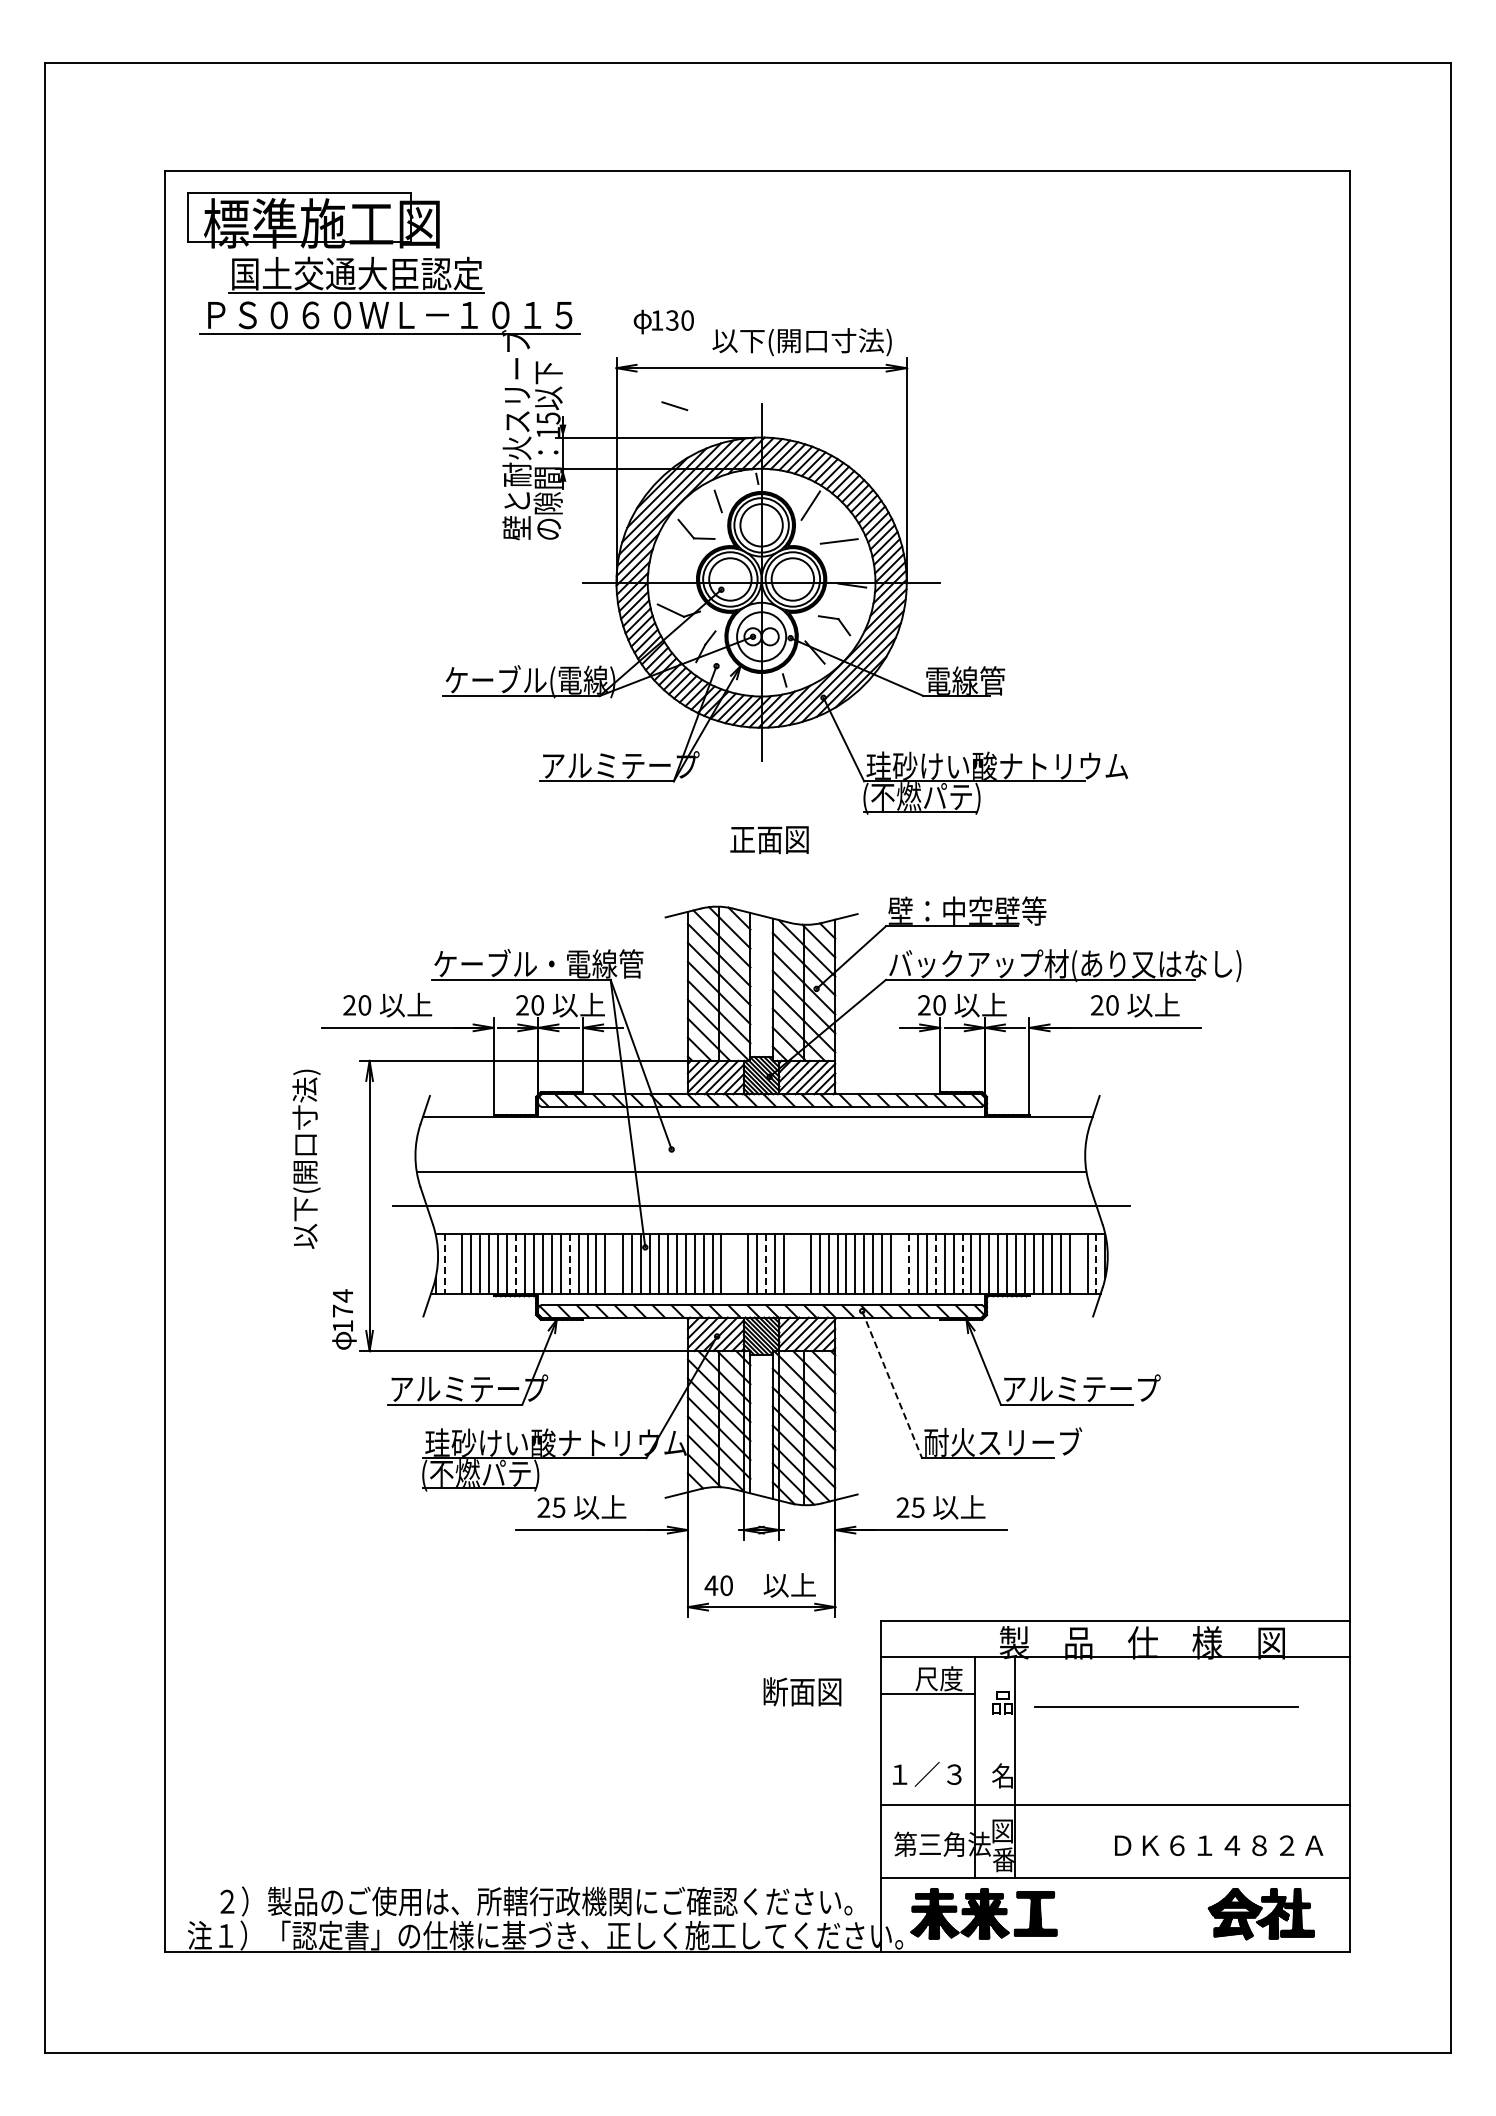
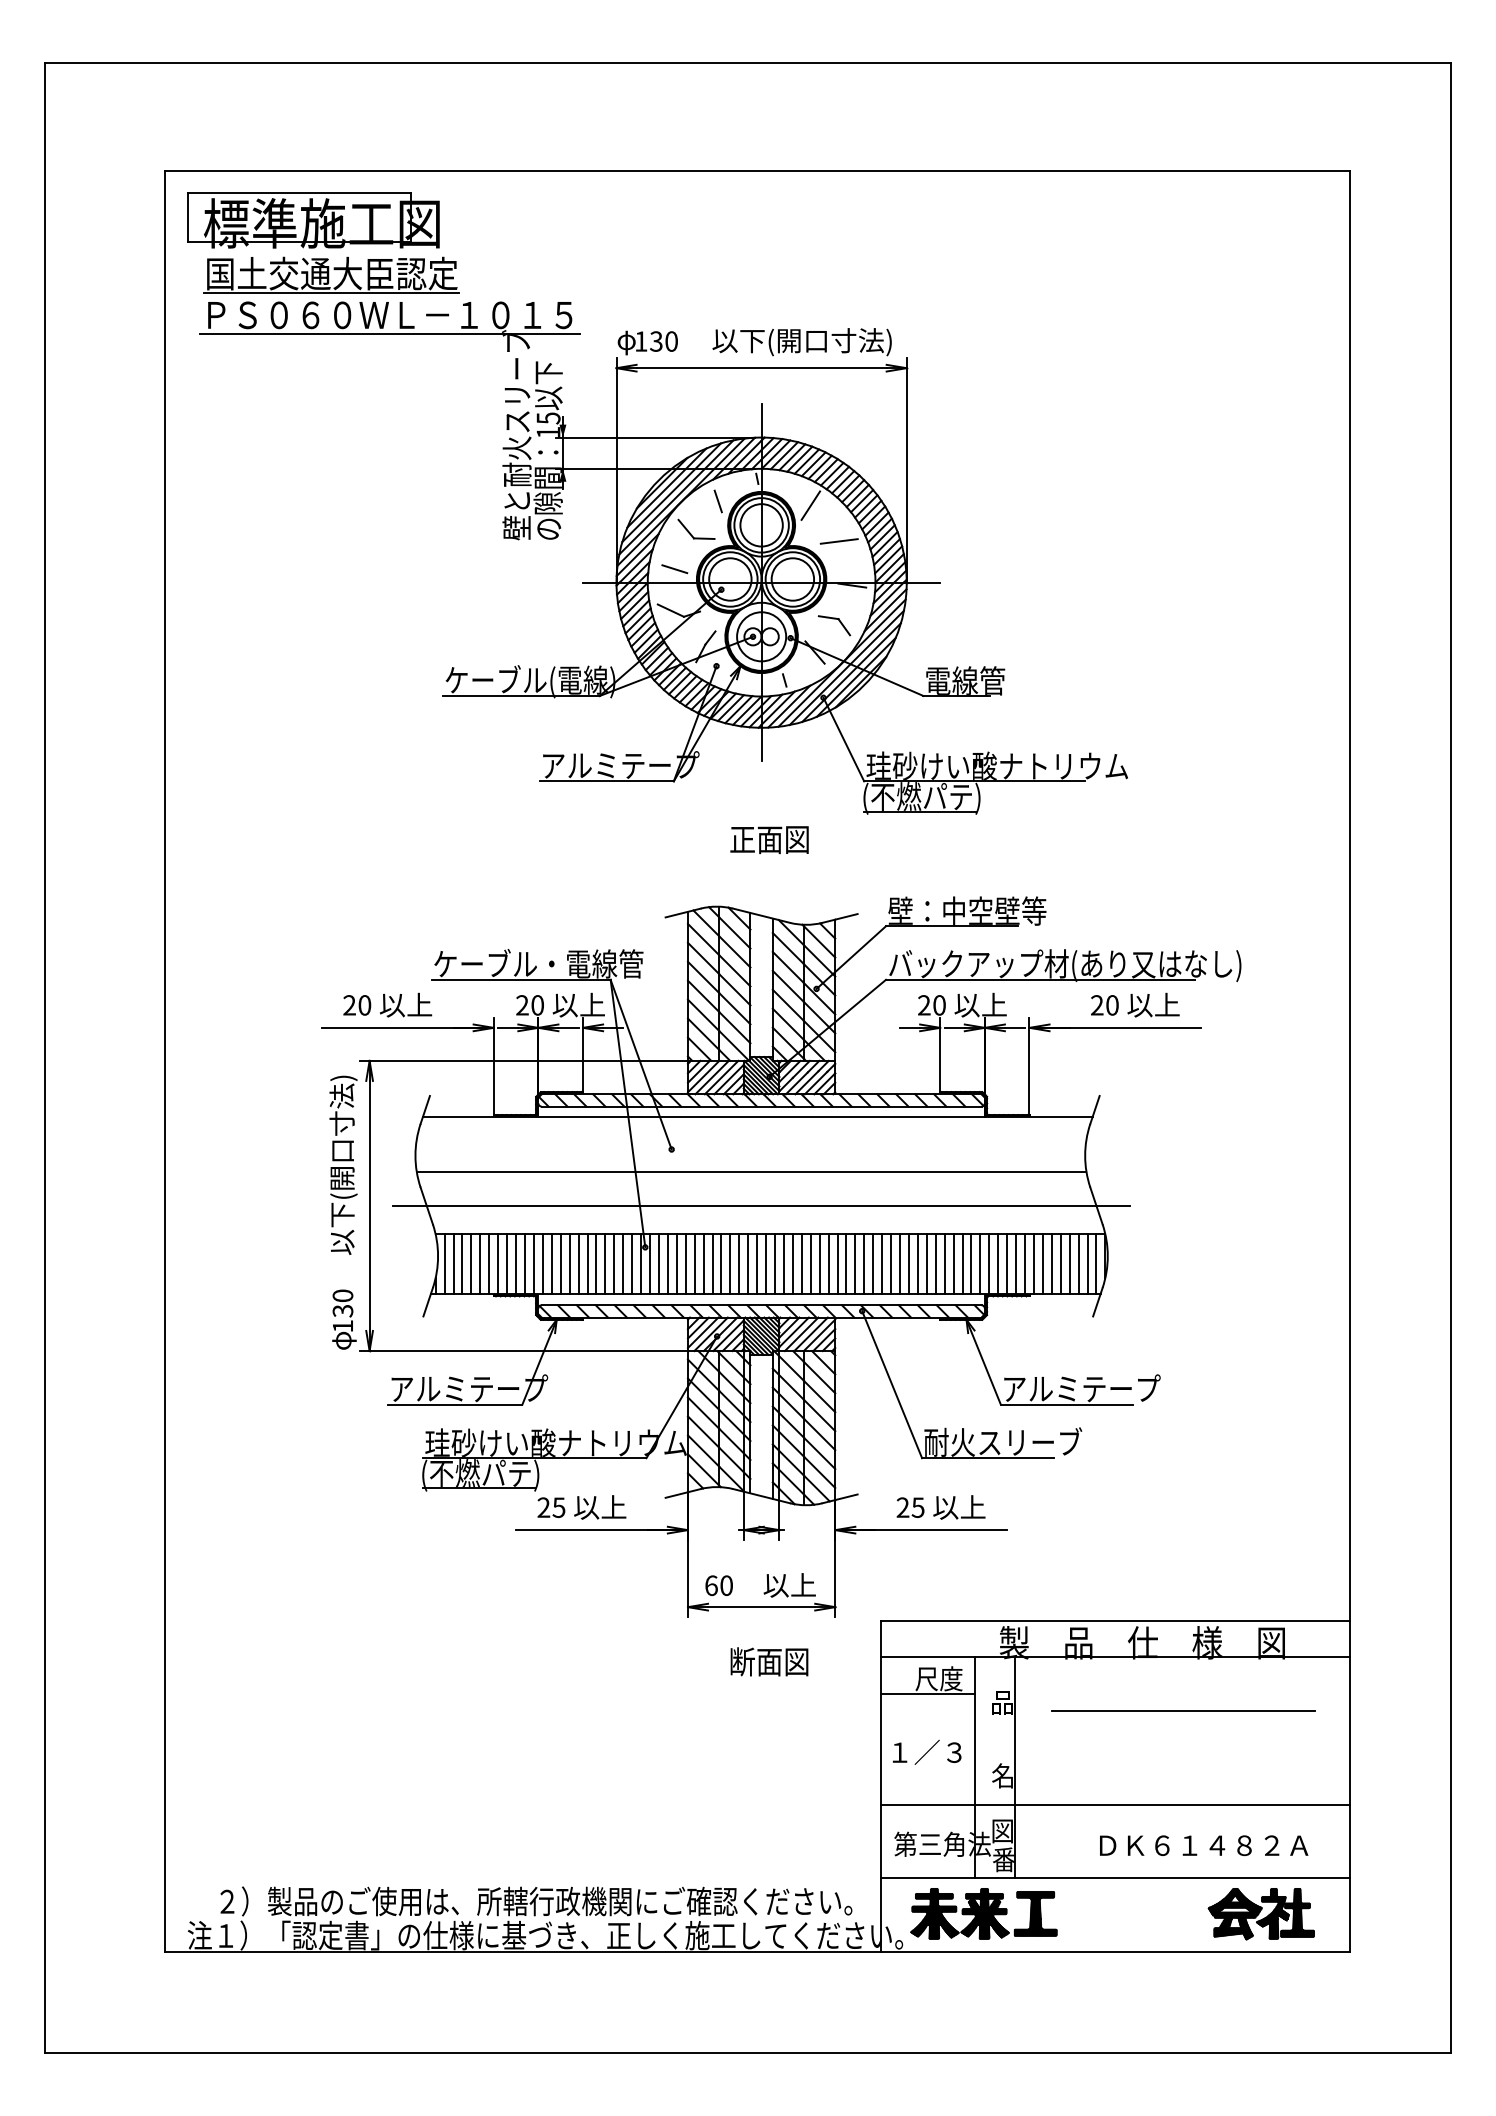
part position: (356, 274) -> (331, 274) (331, 274)
text position: (663, 321) -> (647, 342) (647, 342)
line position: (674, 406) -> (674, 569) (674, 569)
text position: (306, 1158) -> (343, 1164) (343, 1164)
line: dashed -> solid (444, 1264)
line: none -> present (453, 1264)
line: dashed -> solid (516, 1264)
line: dashed -> solid (569, 1264)
line: none -> present (614, 1264)
line: none -> present (730, 1264)
line: none -> present (739, 1264)
line: dashed -> solid (766, 1264)
line: none -> present (792, 1264)
line: none -> present (801, 1264)
line: none -> present (900, 1264)
line: dashed -> solid (908, 1264)
line: dashed -> solid (935, 1264)
line: dashed -> solid (962, 1264)
line: none -> present (1078, 1264)
line: dashed -> solid (1096, 1264)
text: 174 -> 130 (342, 1303)
line: dashed -> solid (892, 1385)
text: 40 -> 60 (711, 1585)
text position: (802, 1691) -> (769, 1661) (769, 1661)
line position: (1166, 1706) -> (1183, 1710) (1183, 1710)
text position: (927, 1773) -> (927, 1751) (927, 1751)
text position: (1219, 1845) -> (1204, 1845) (1204, 1845)
